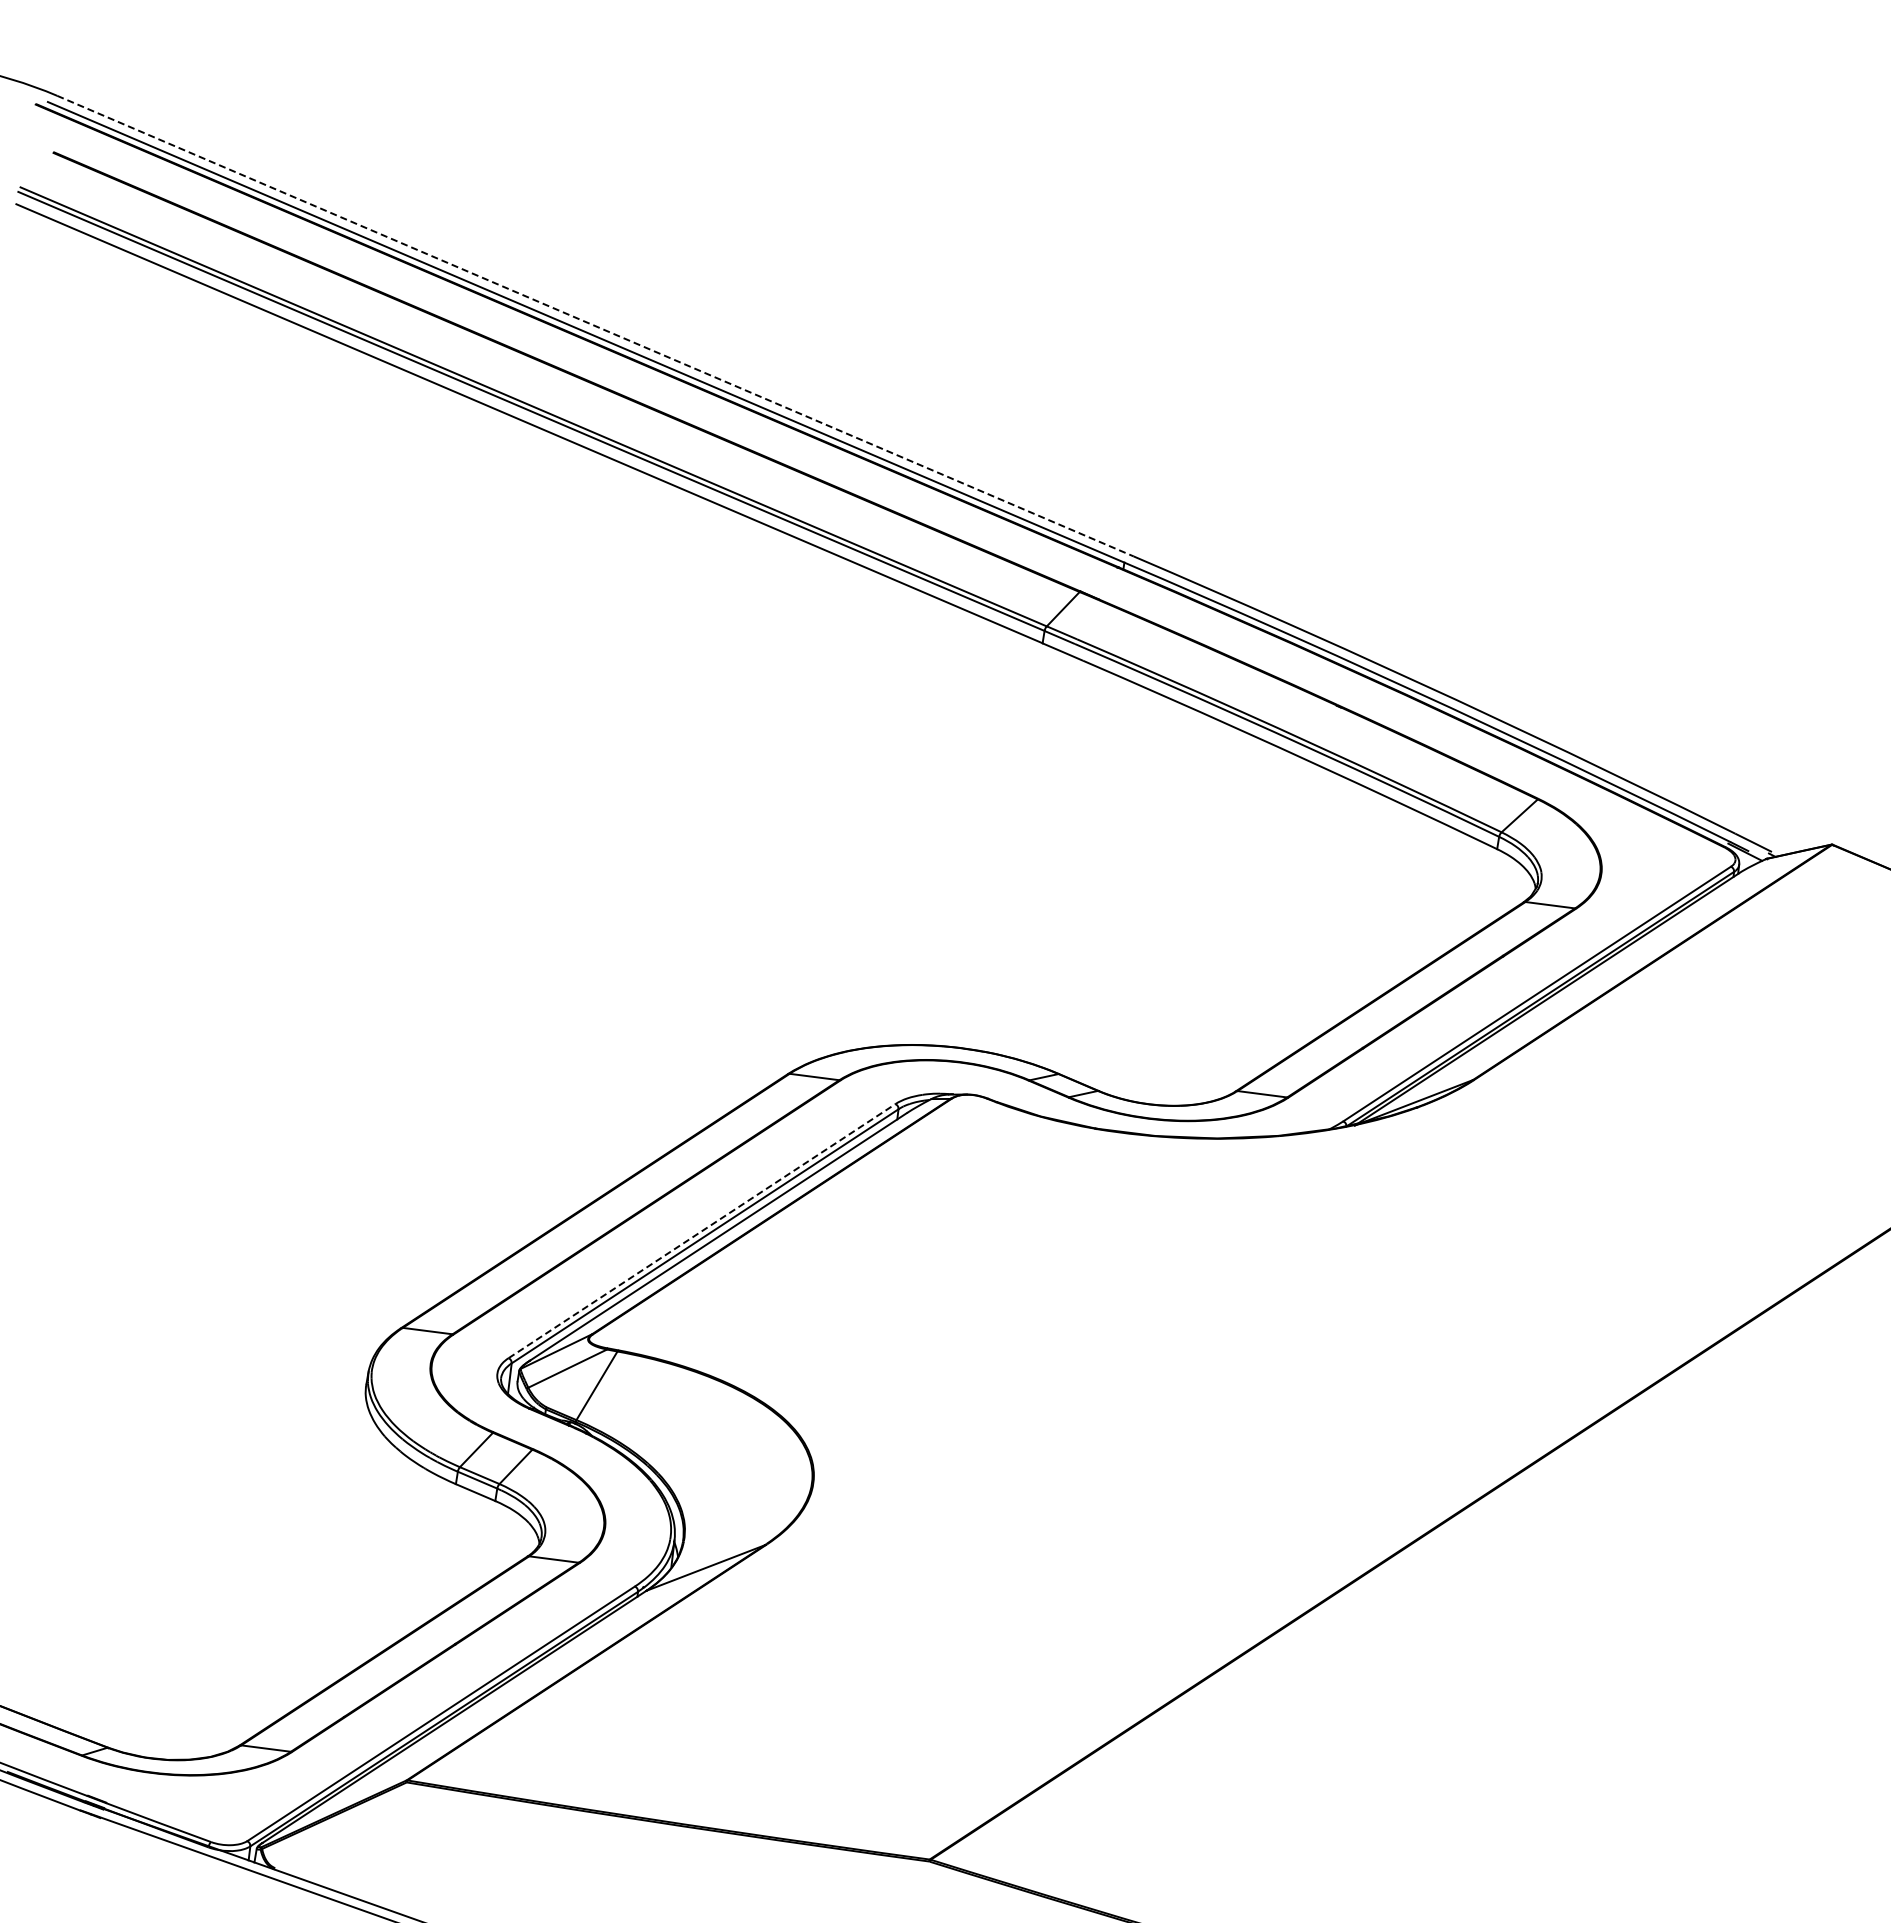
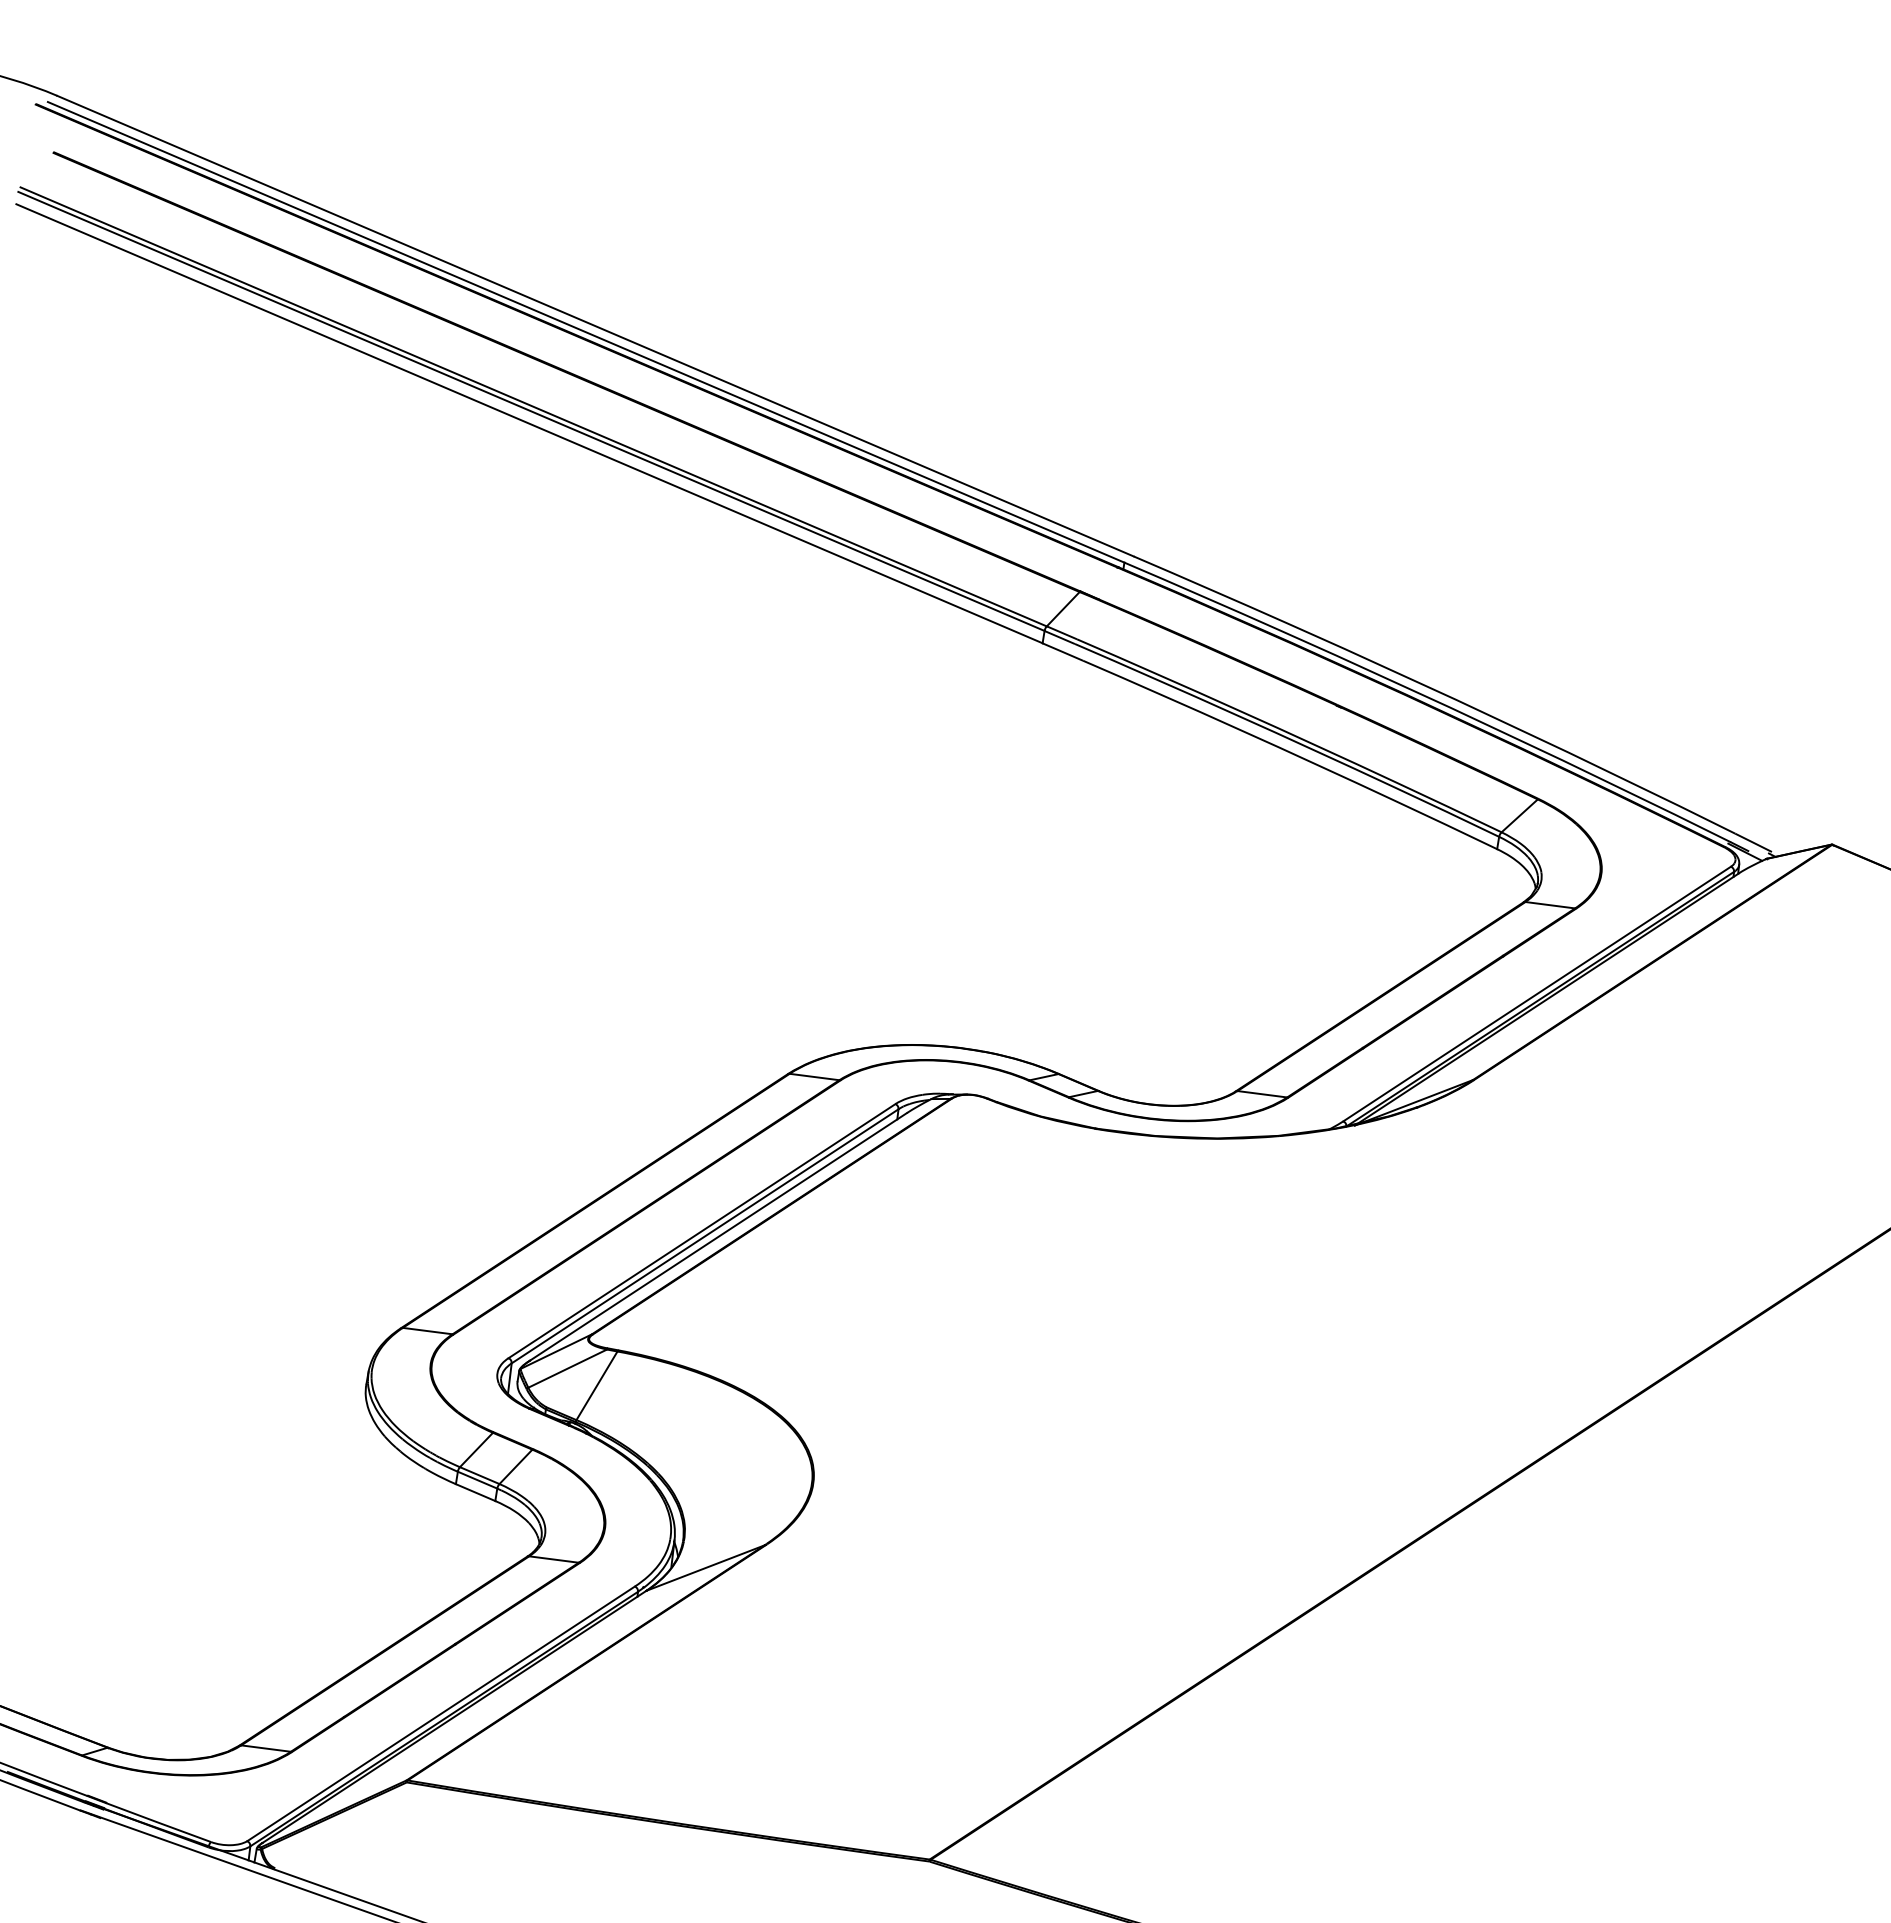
line: dashed -> solid (595, 326)
line: dashed -> solid (702, 1230)
